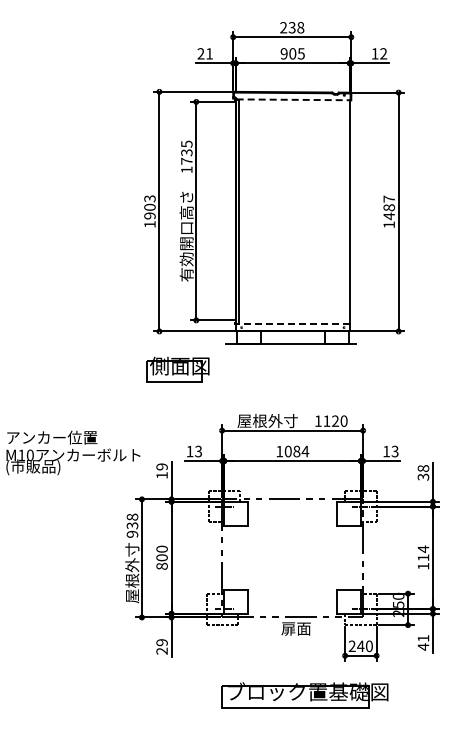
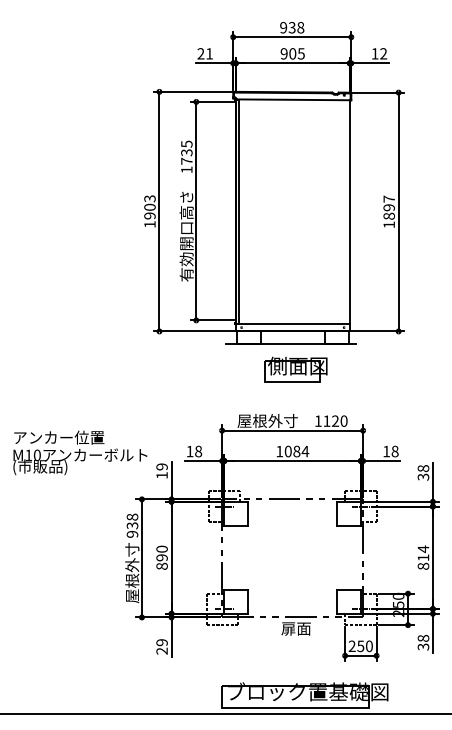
text: 238 -> 938 (283, 27)
line: dashed -> solid (294, 99)
text: 1487 -> 1897 (388, 212)
line: dashed -> solid (292, 324)
part position: (177, 369) -> (295, 369) (295, 369)
text: 13 -> 18 (198, 451)
text: 13 -> 18 (394, 451)
text position: (73, 452) -> (80, 452) (80, 452)
text: 800 -> 890 (161, 557)
text: 114 -> 814 (423, 565)
text: 41 -> 38 (423, 642)
text: 240 -> 250 (360, 646)
line: none -> present (225, 713)
